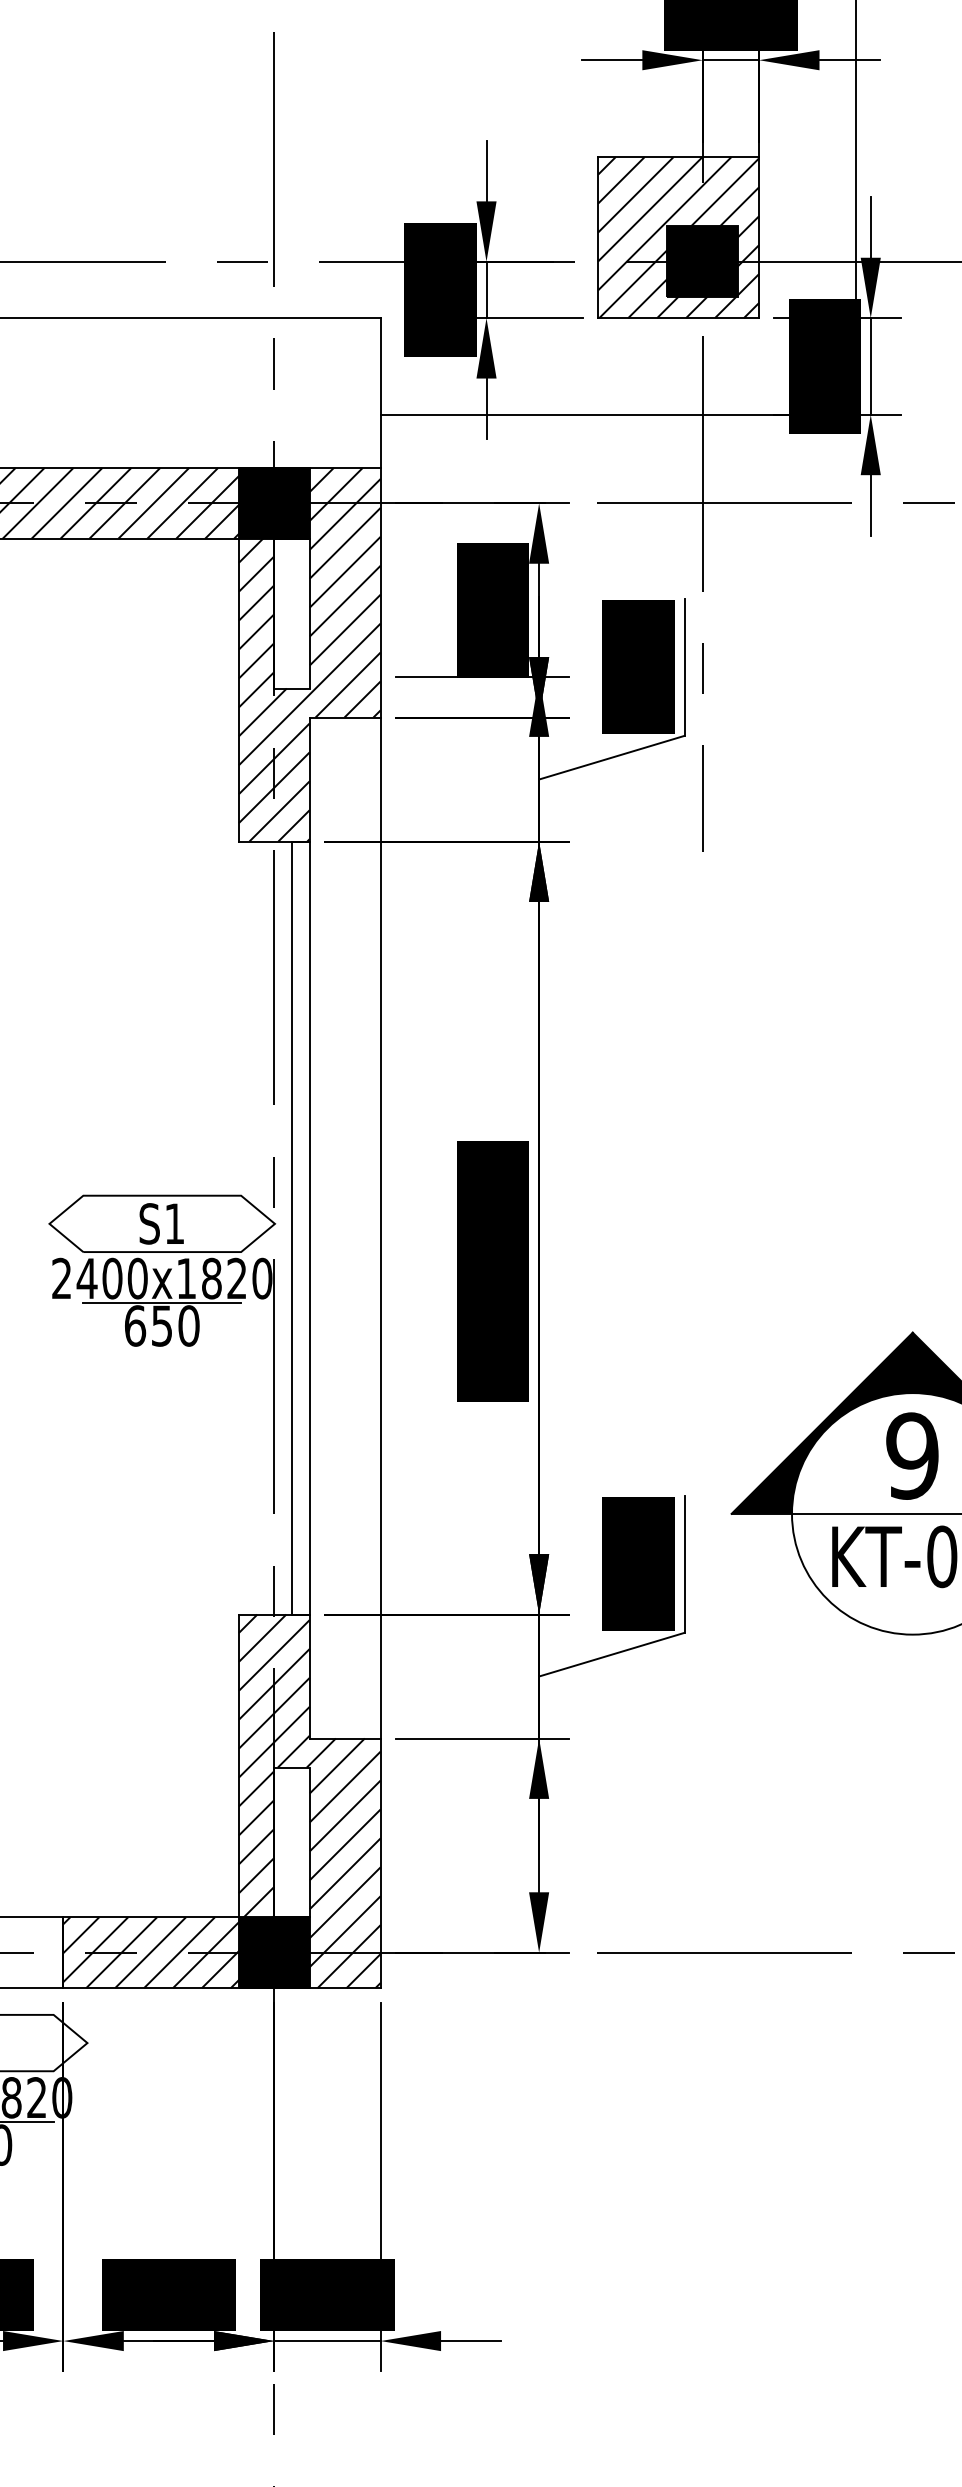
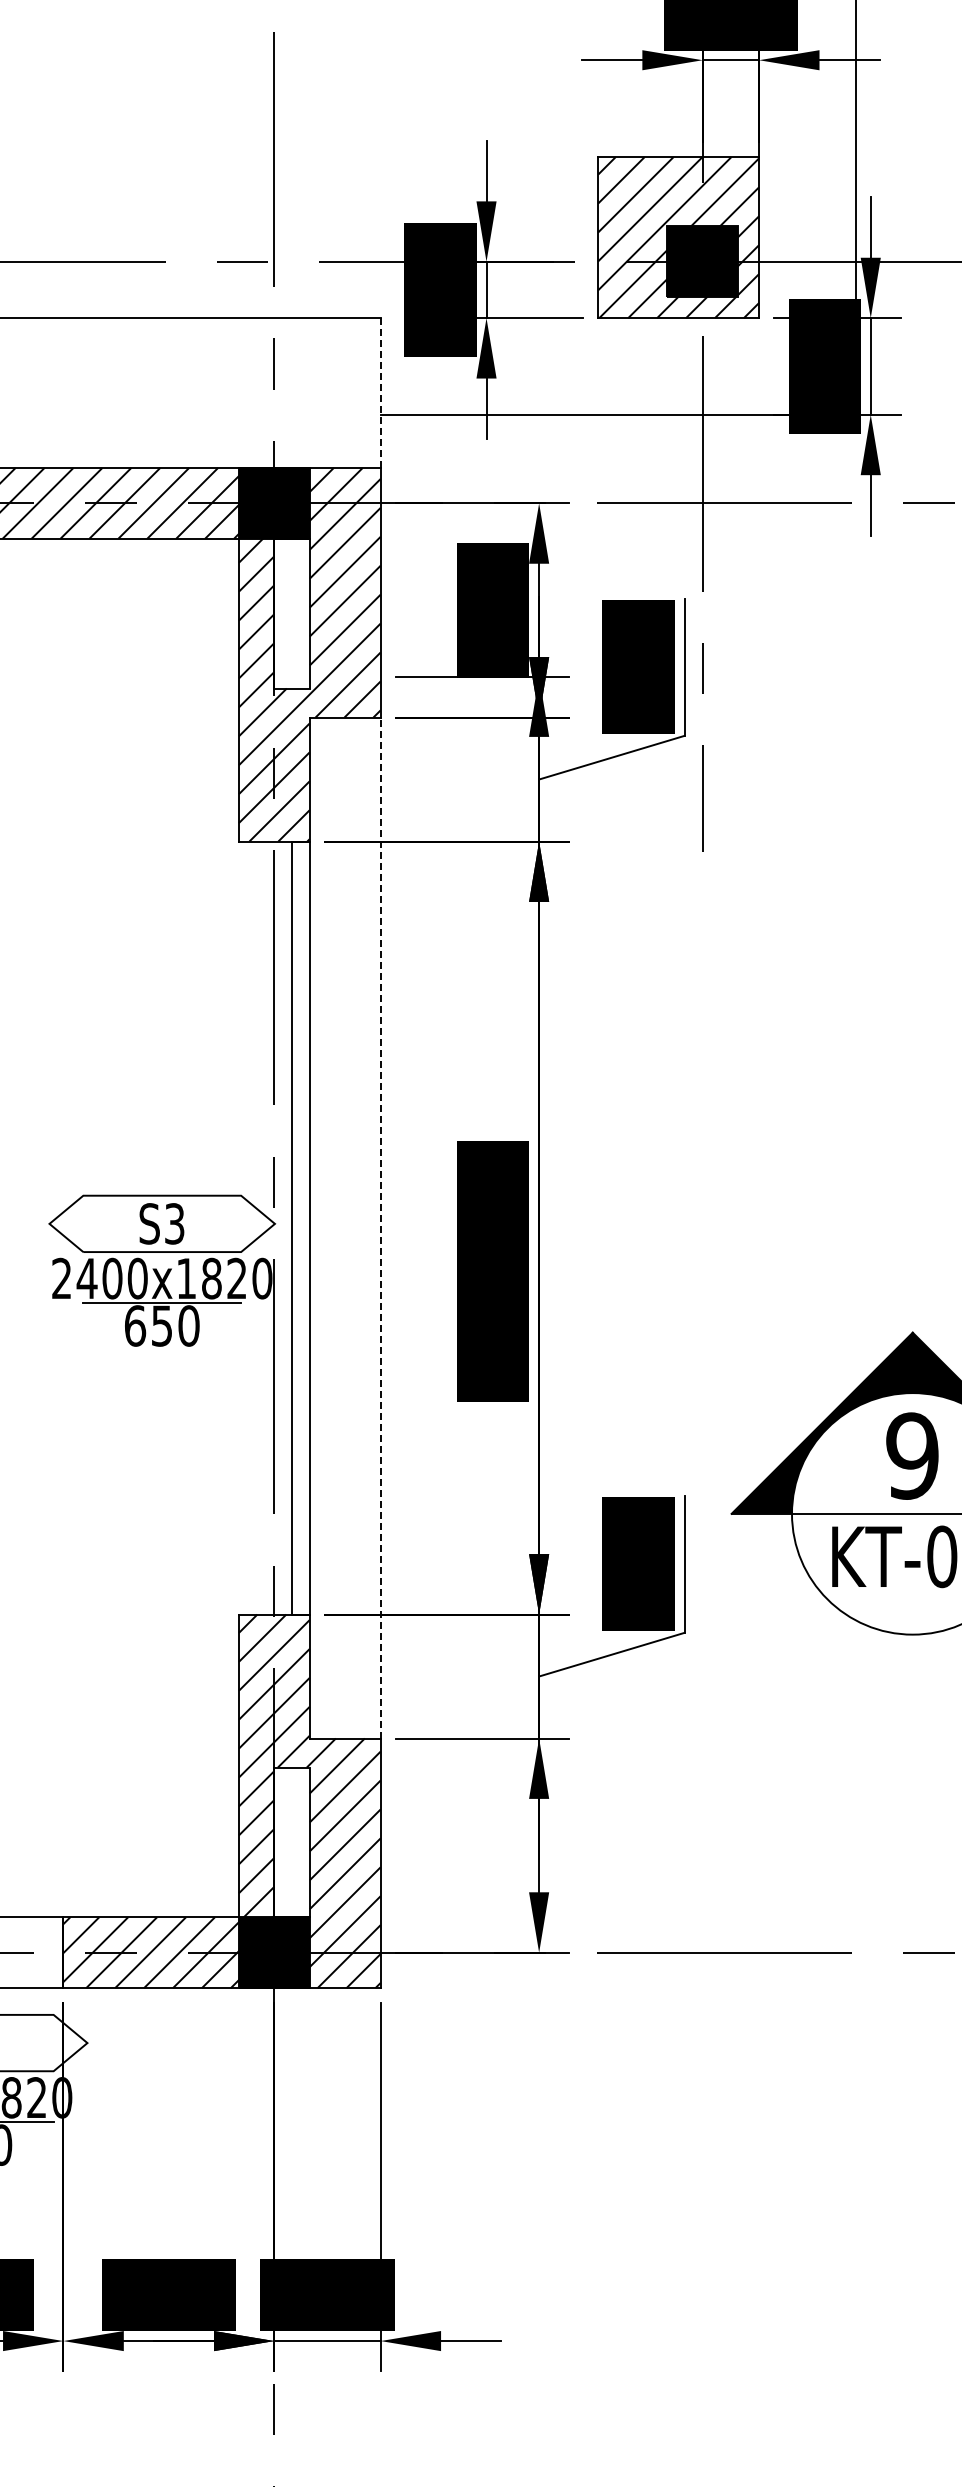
line: solid -> dashed (380, 393)
text: S1 -> S3 (174, 1223)
line: solid -> dashed (380, 1227)
